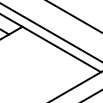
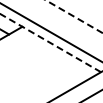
line: solid -> dashed (73, 16)
line: solid -> dashed (50, 42)
